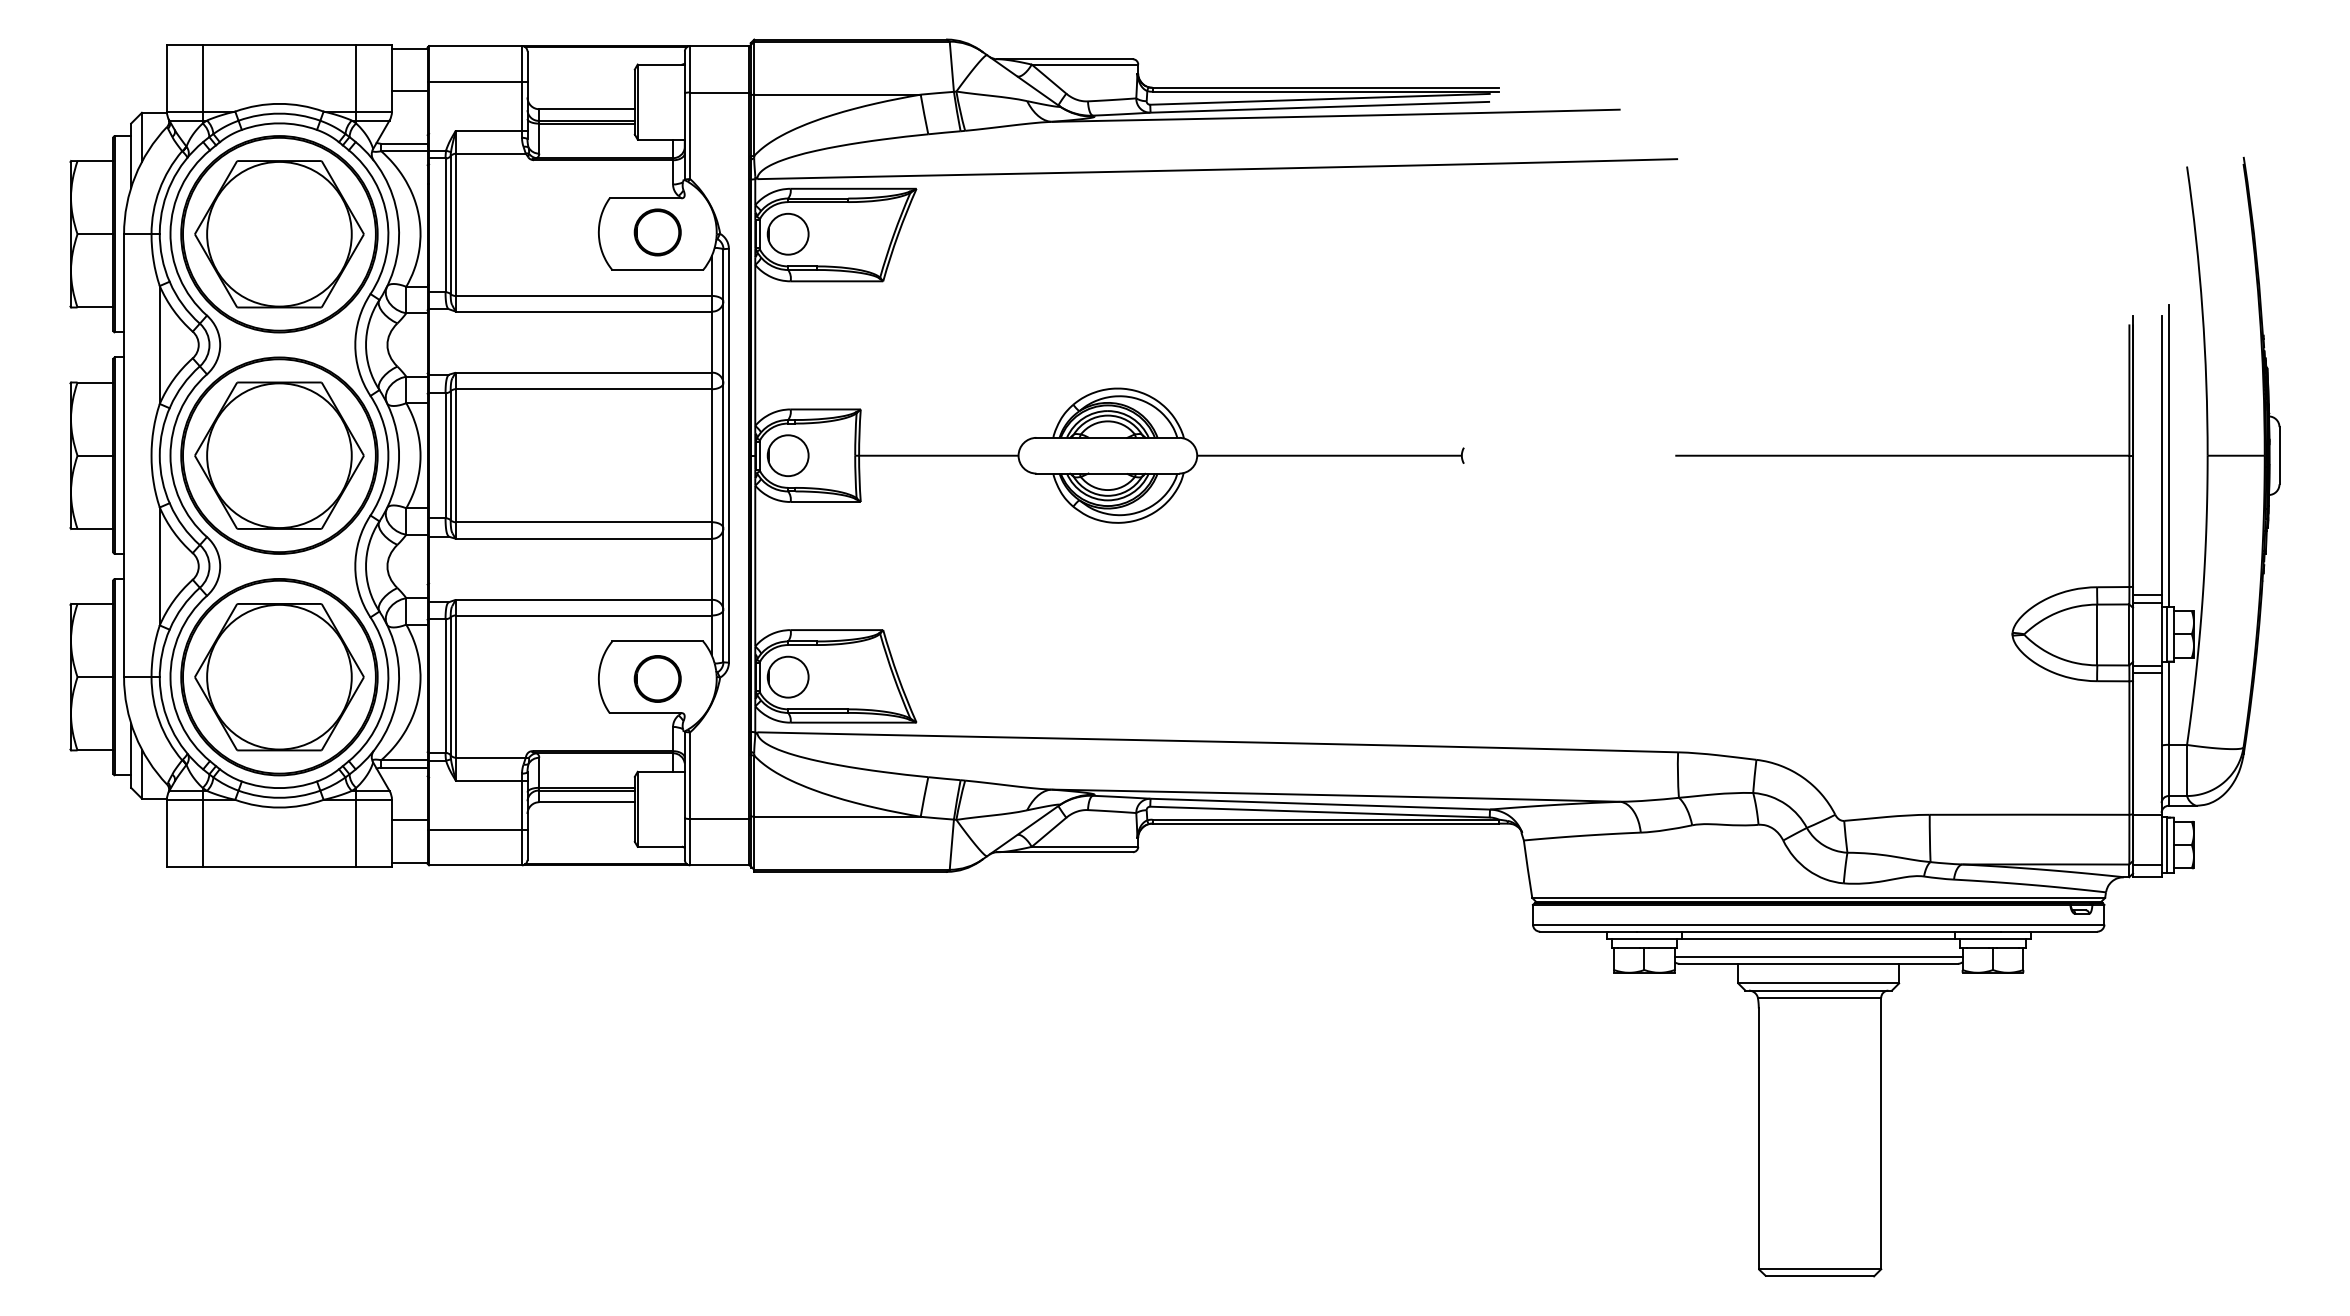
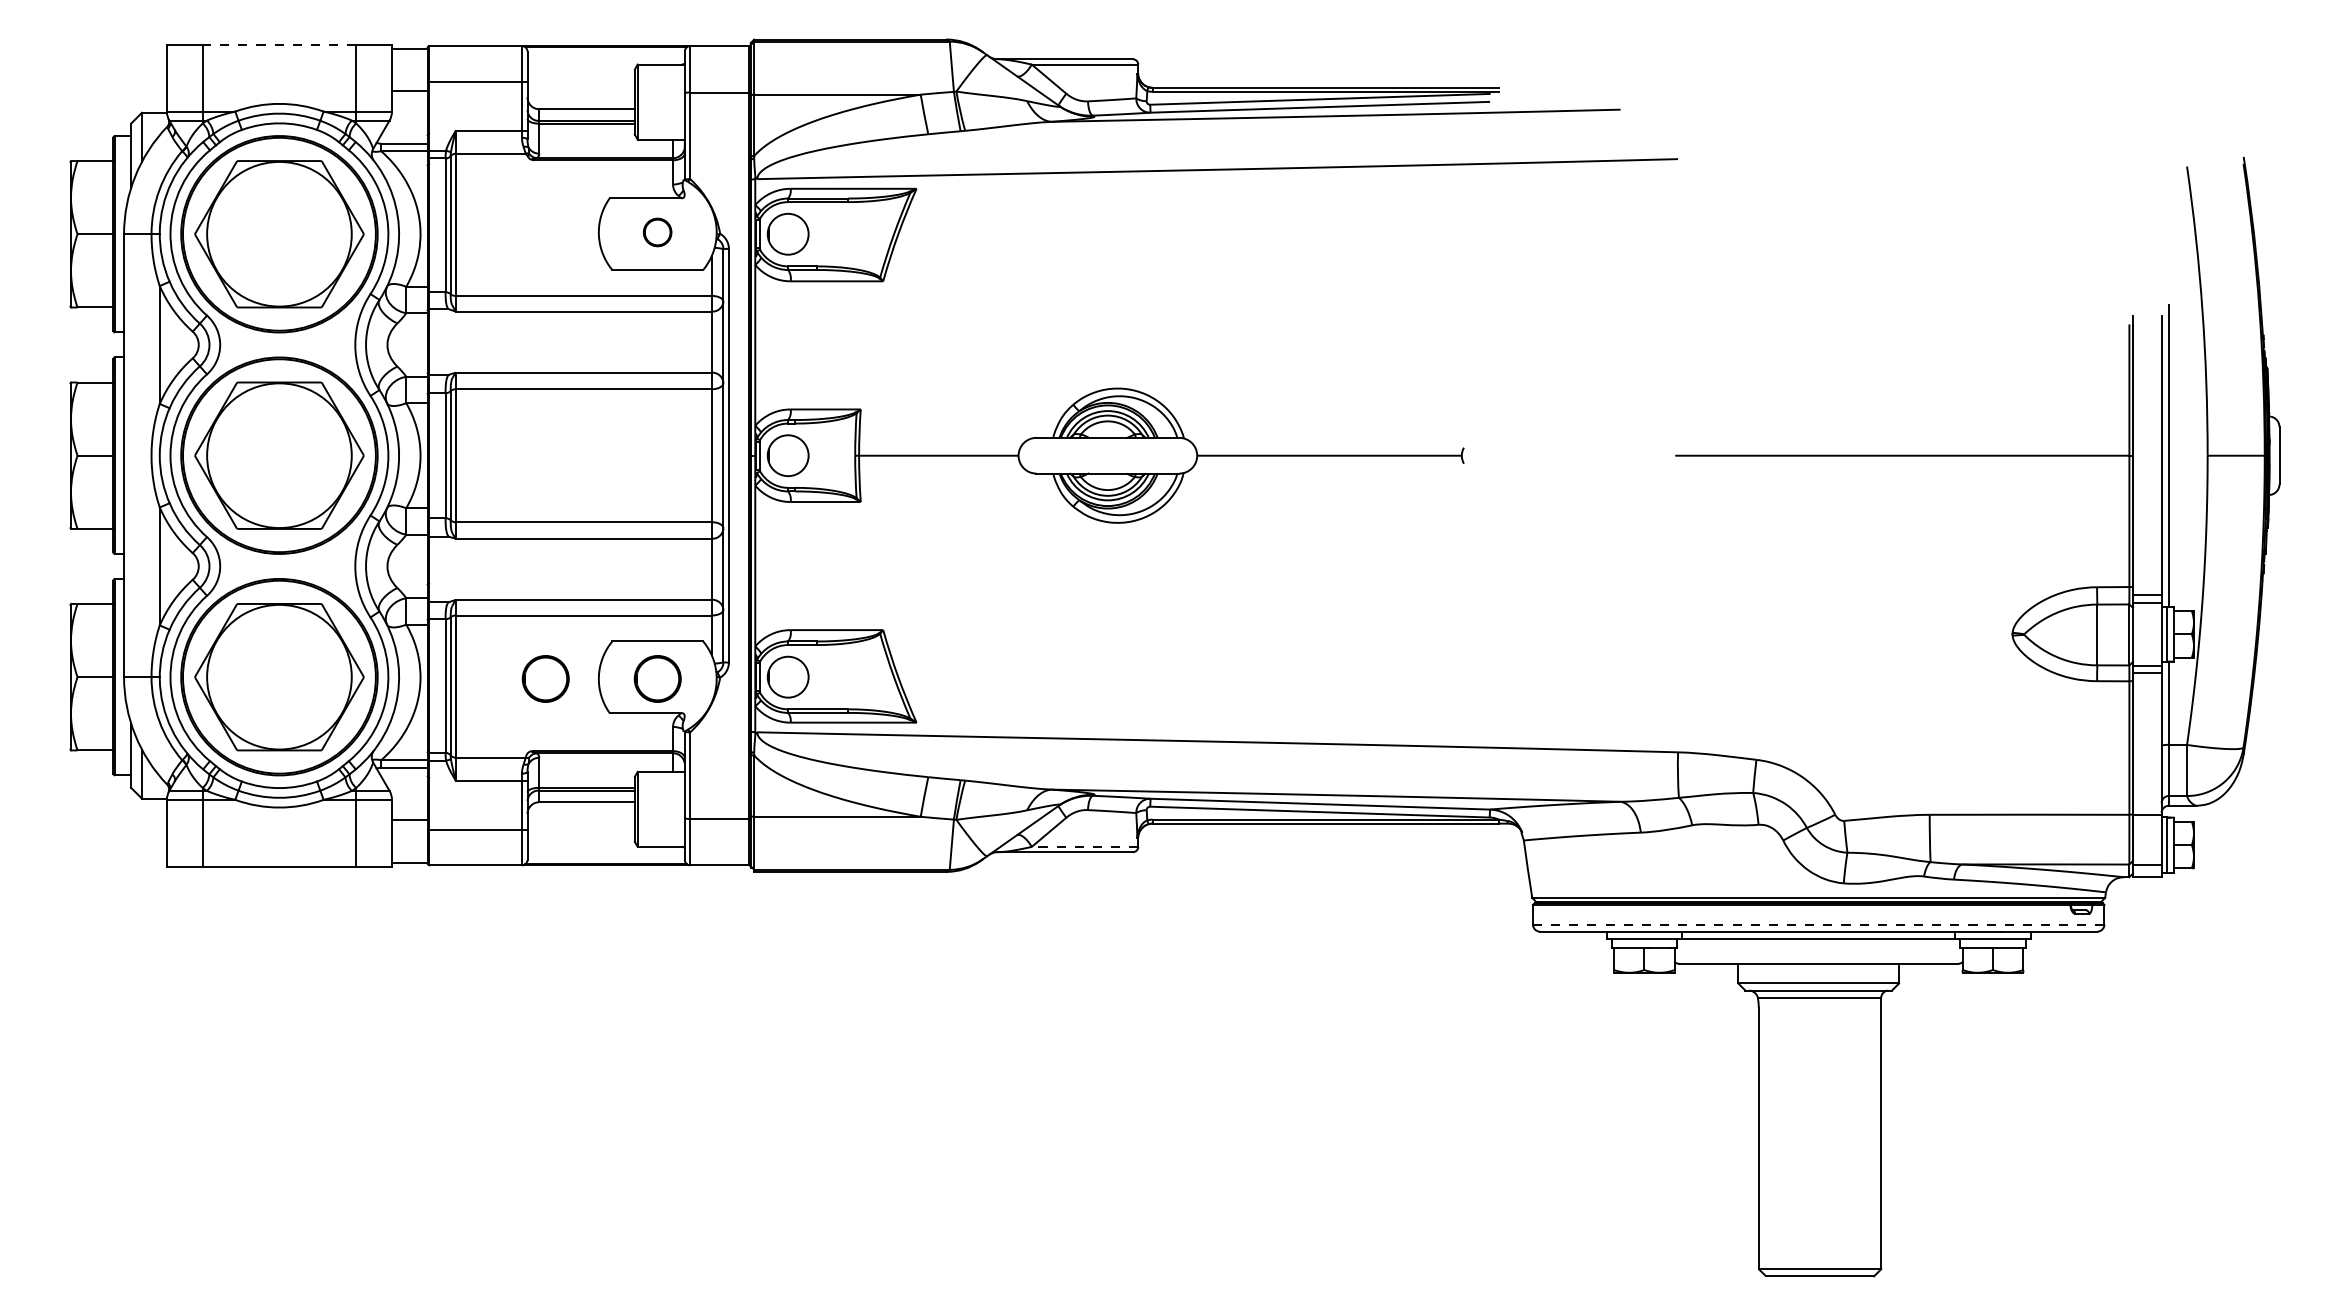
line: solid -> dashed (279, 44)
part size: 49x49 px -> 30x31 px (657, 232)
part: none -> present (545, 678)
line: solid -> dashed (1084, 846)
line: solid -> dashed (1818, 924)
line: present -> none (1818, 956)
